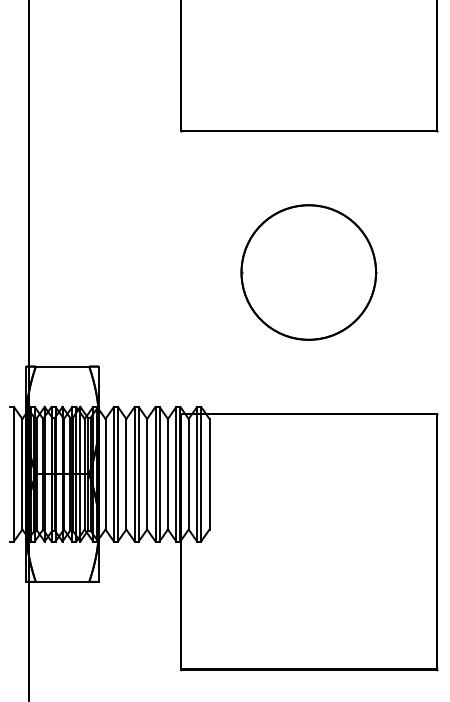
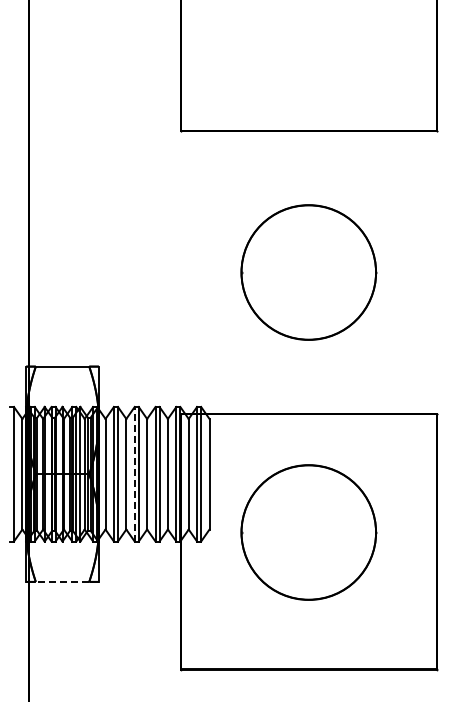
line: solid -> dashed (134, 473)
part: none -> present (308, 532)
line: solid -> dashed (62, 581)
